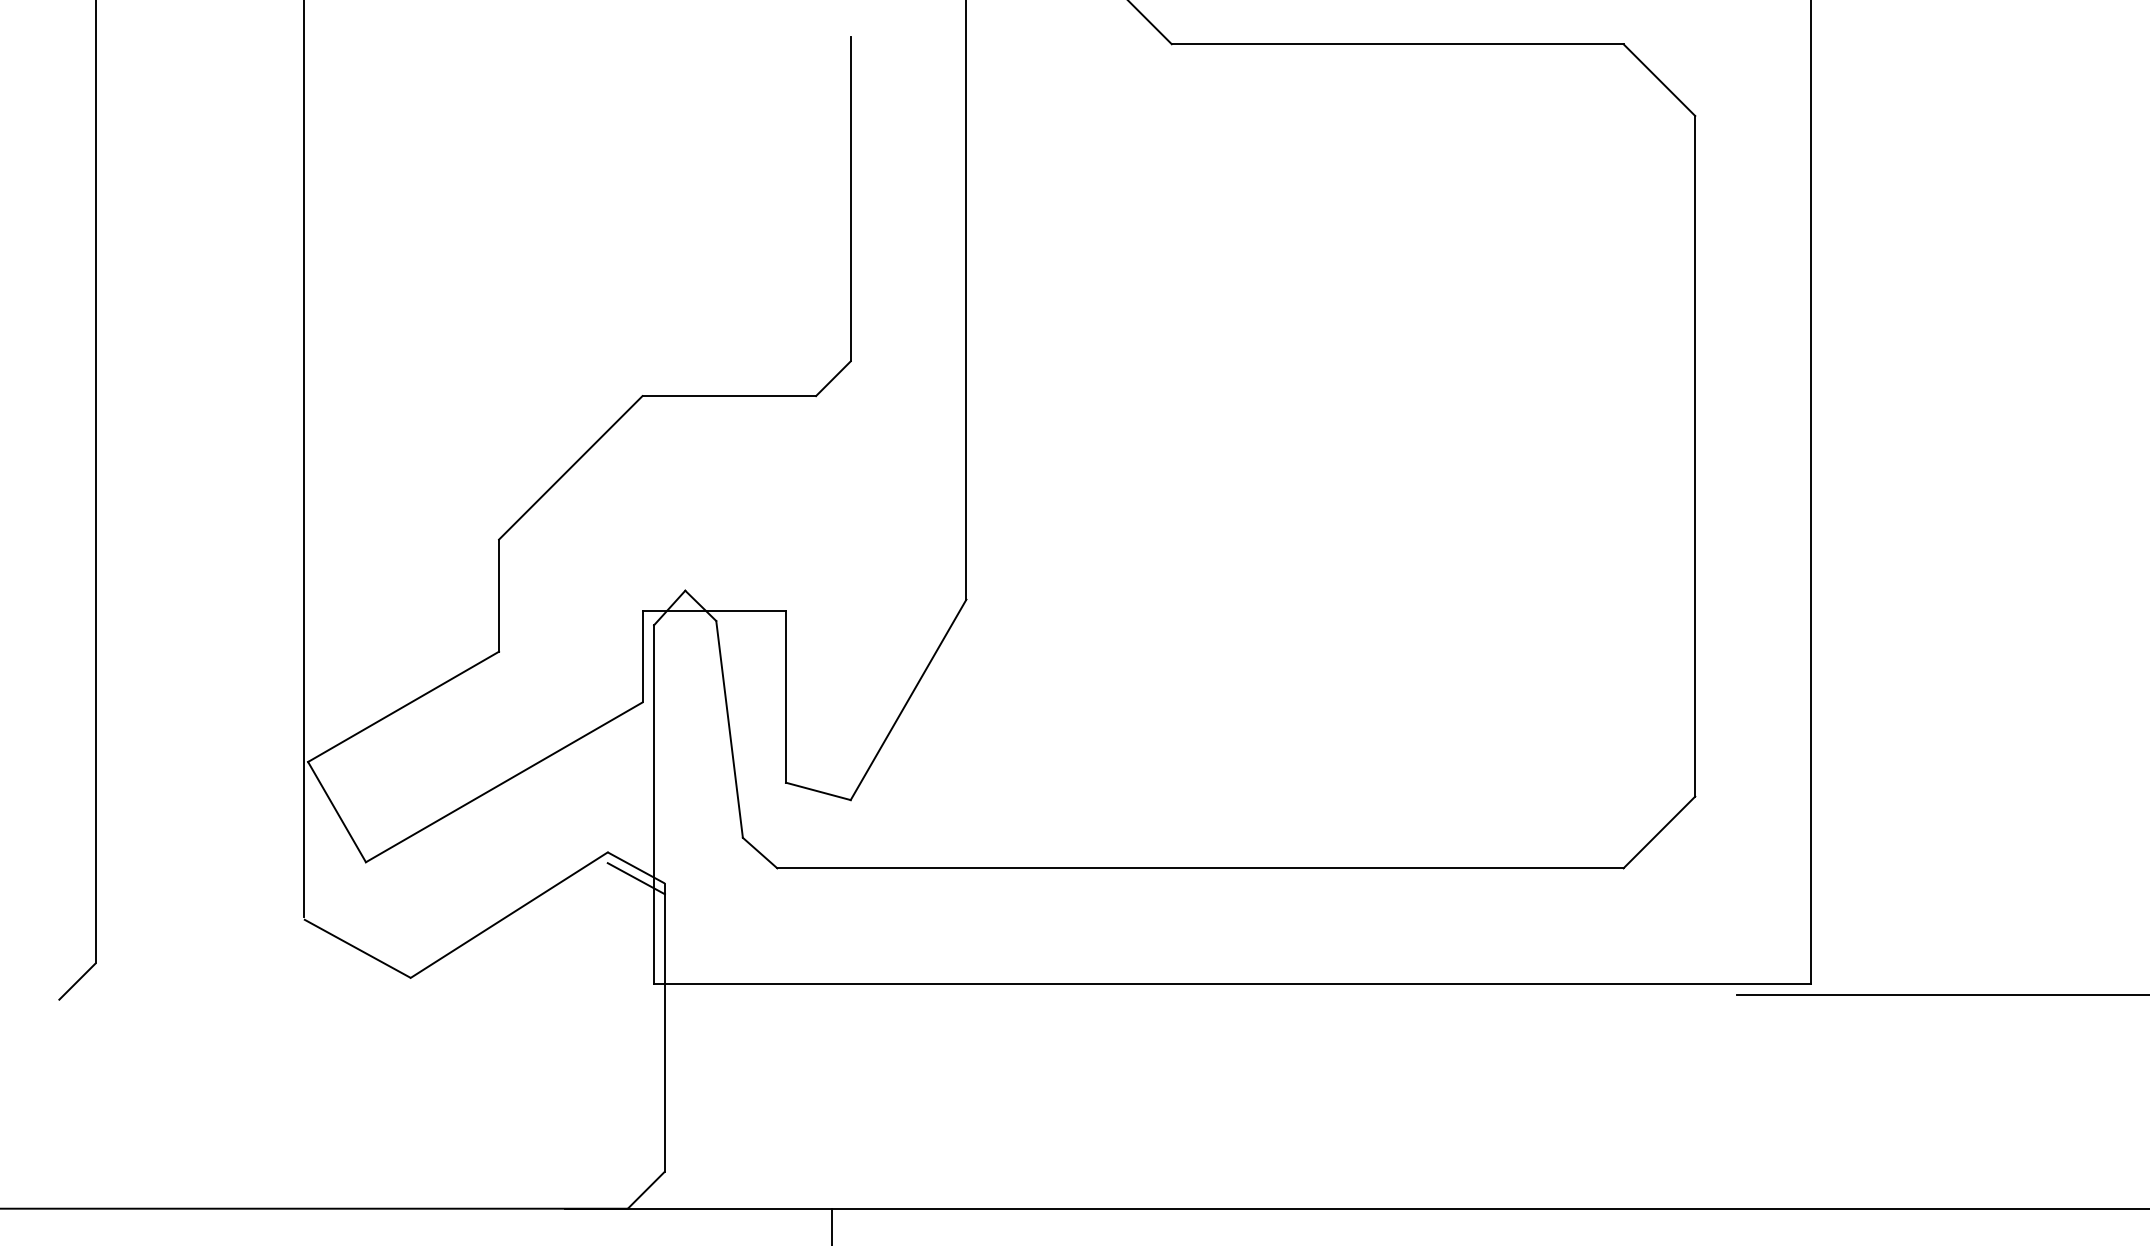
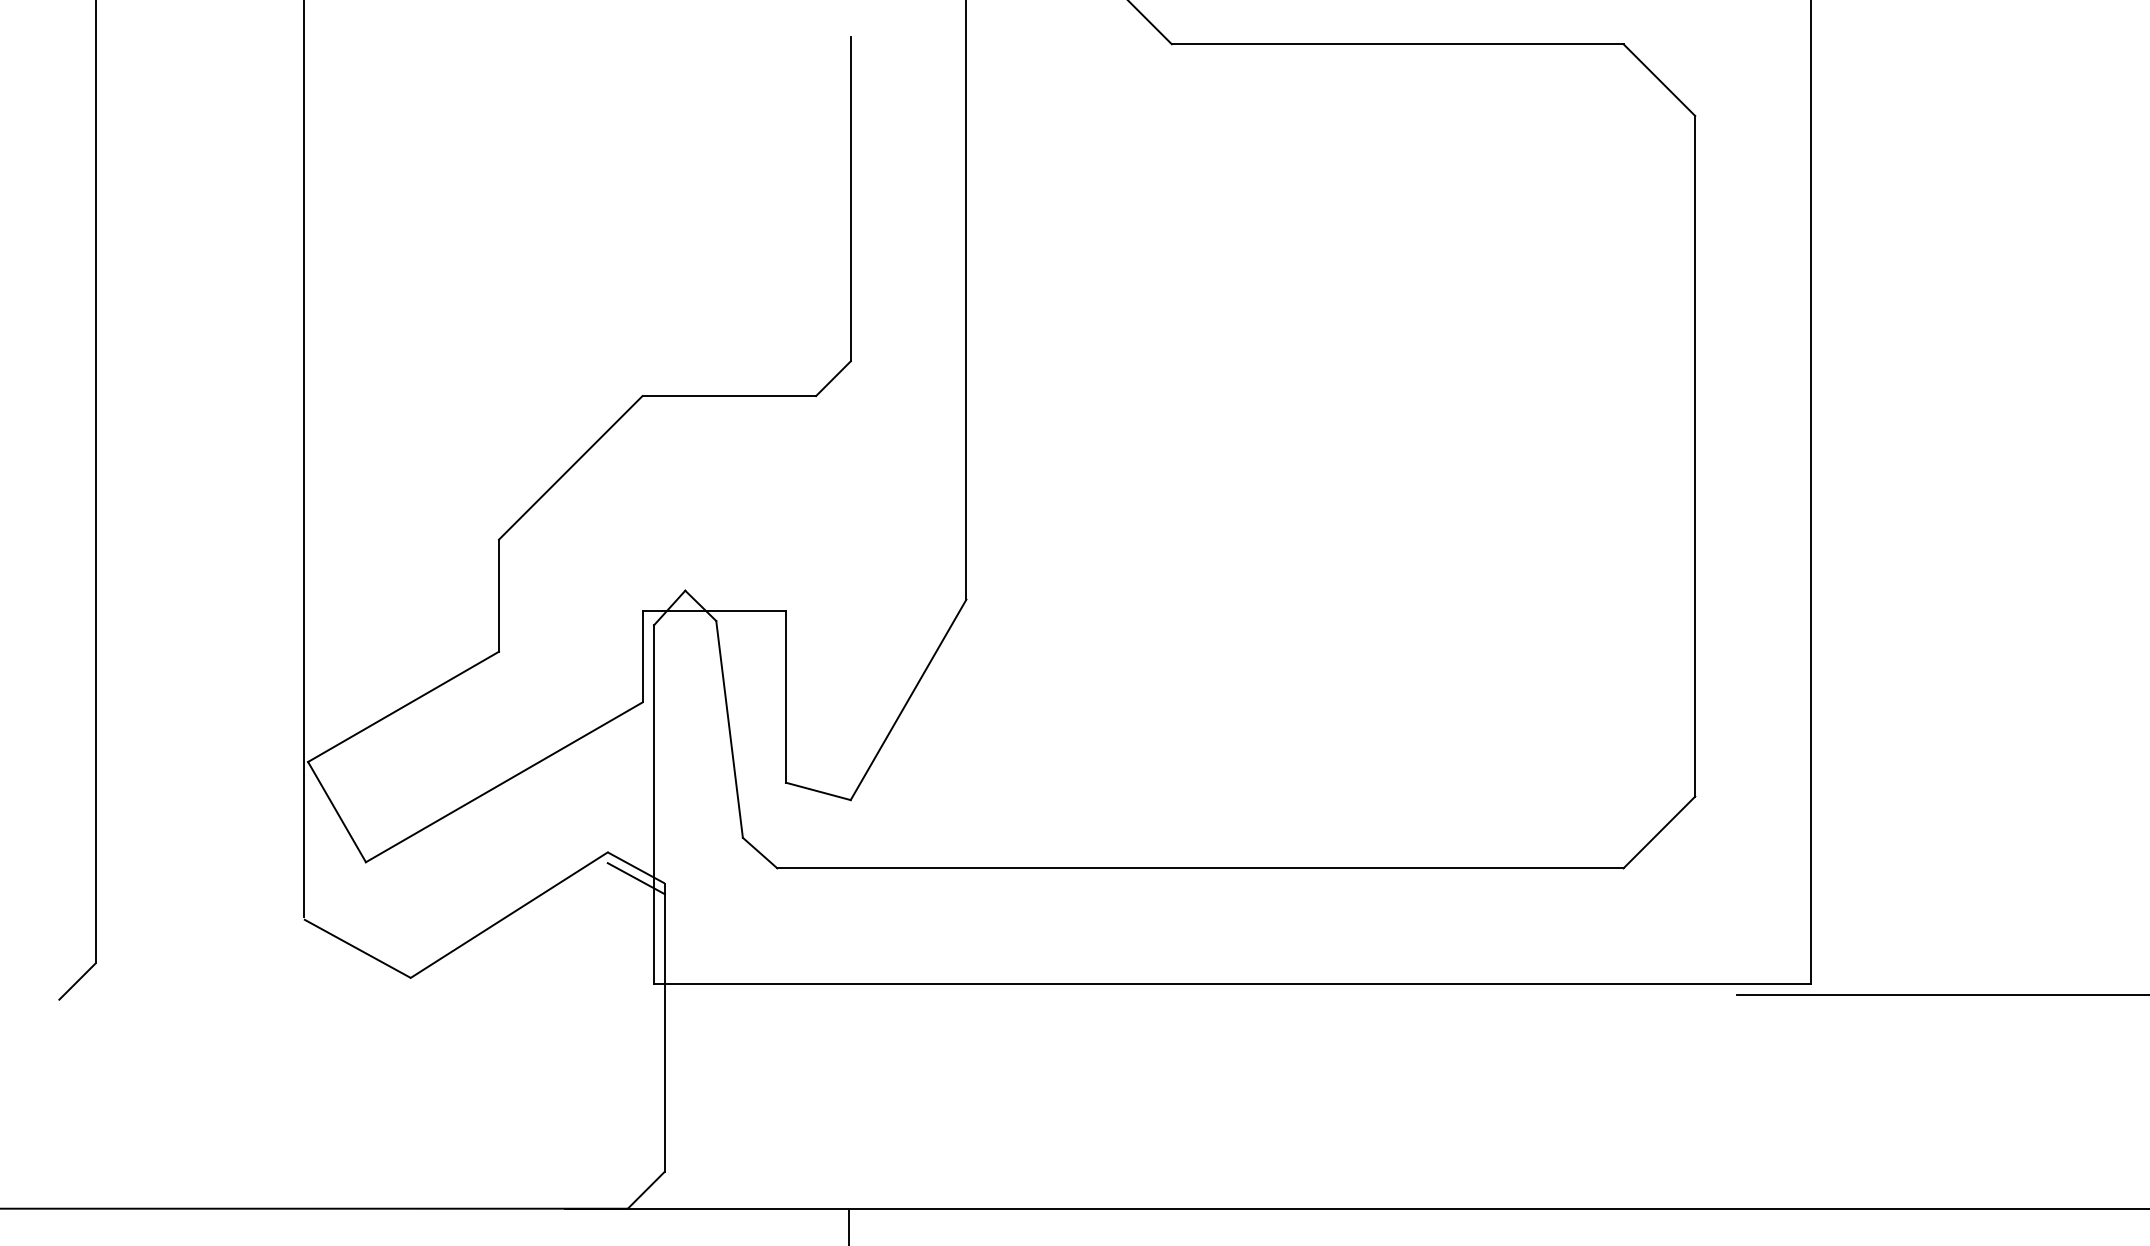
line position: (832, 1225) -> (849, 1225) (849, 1225)
